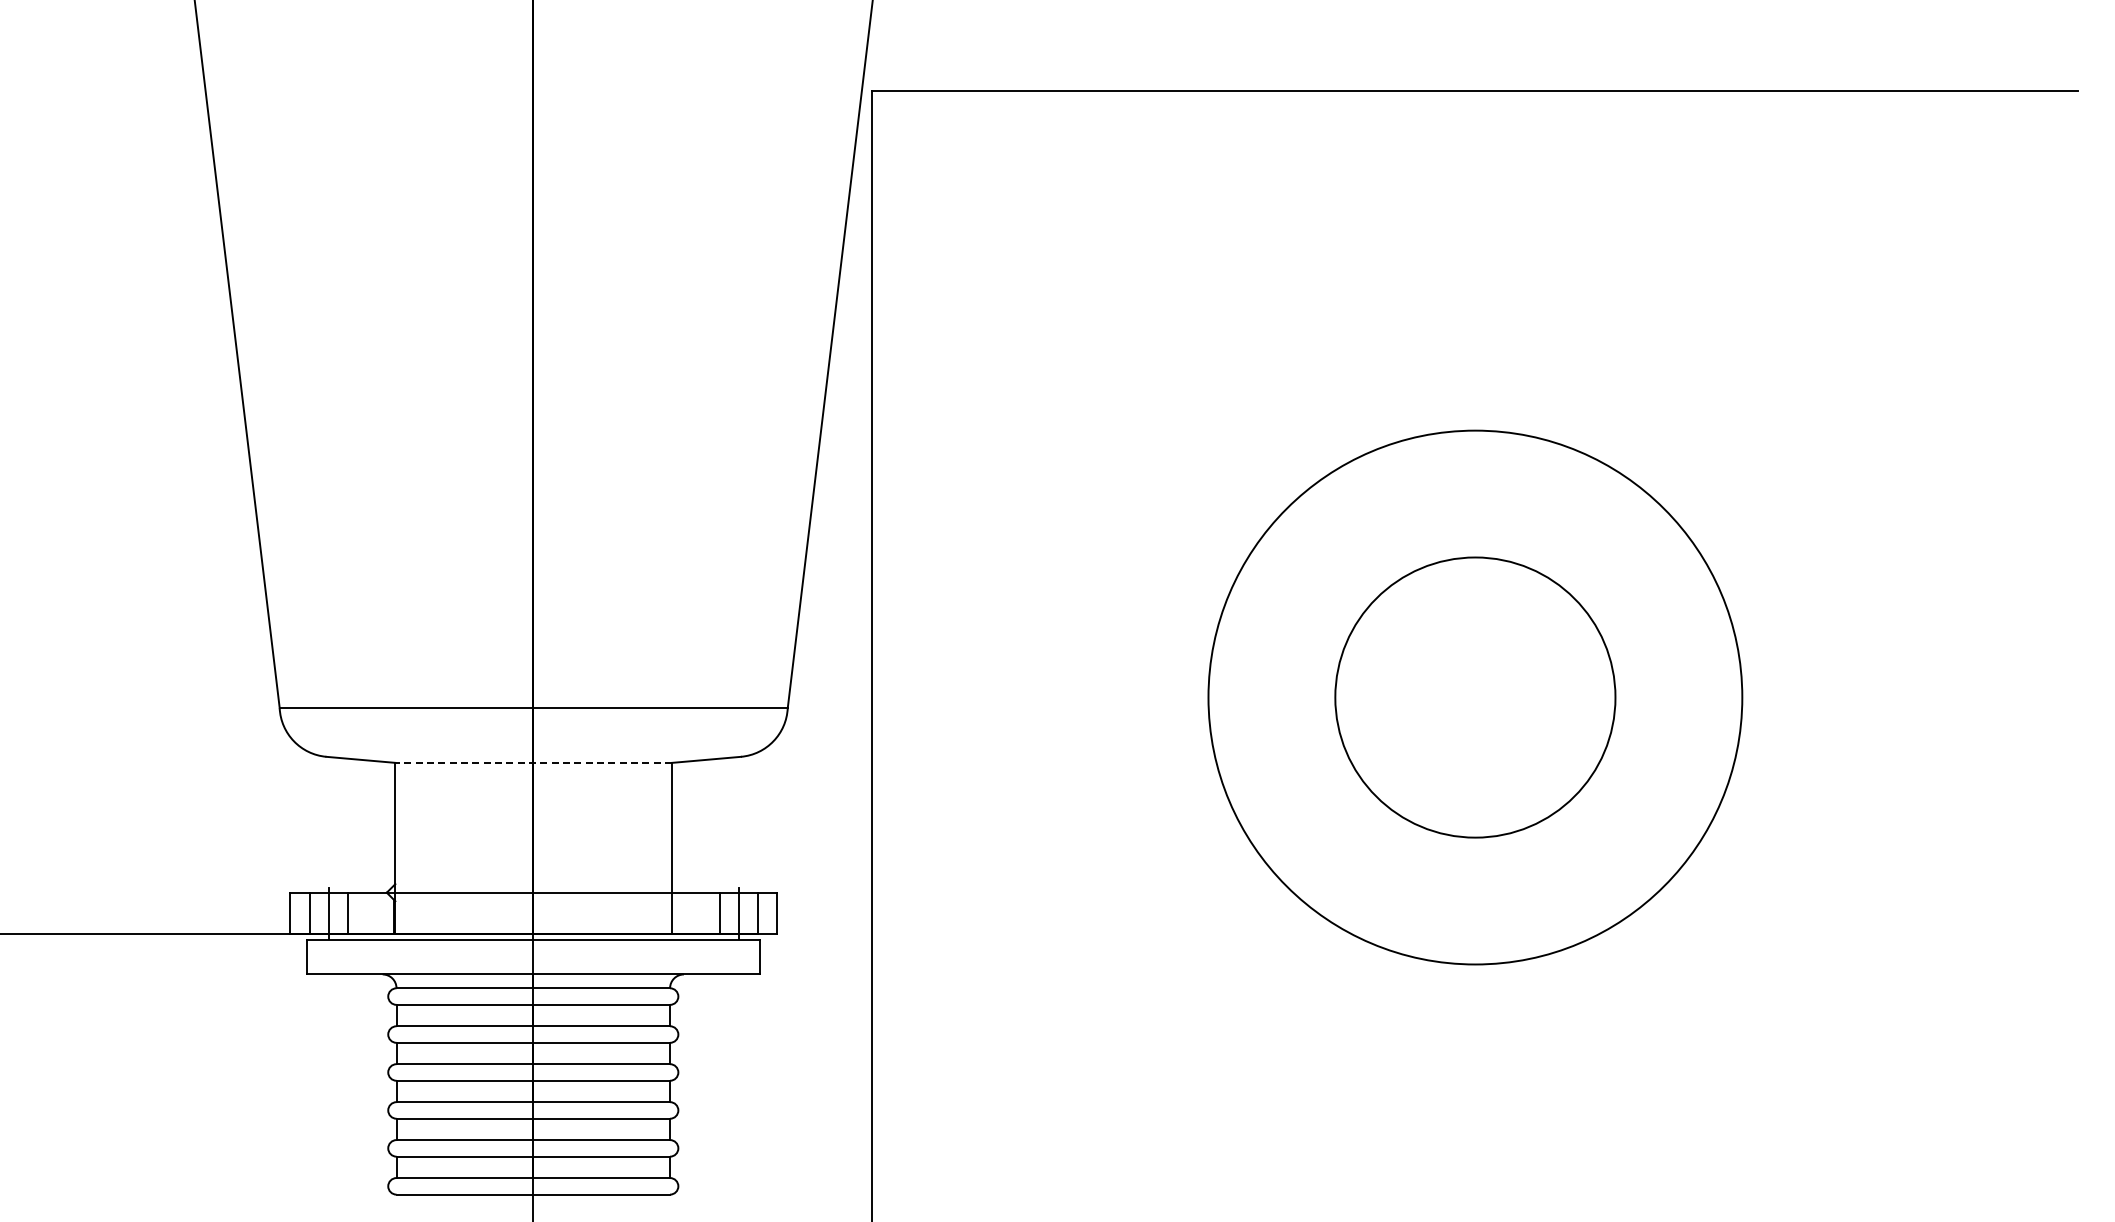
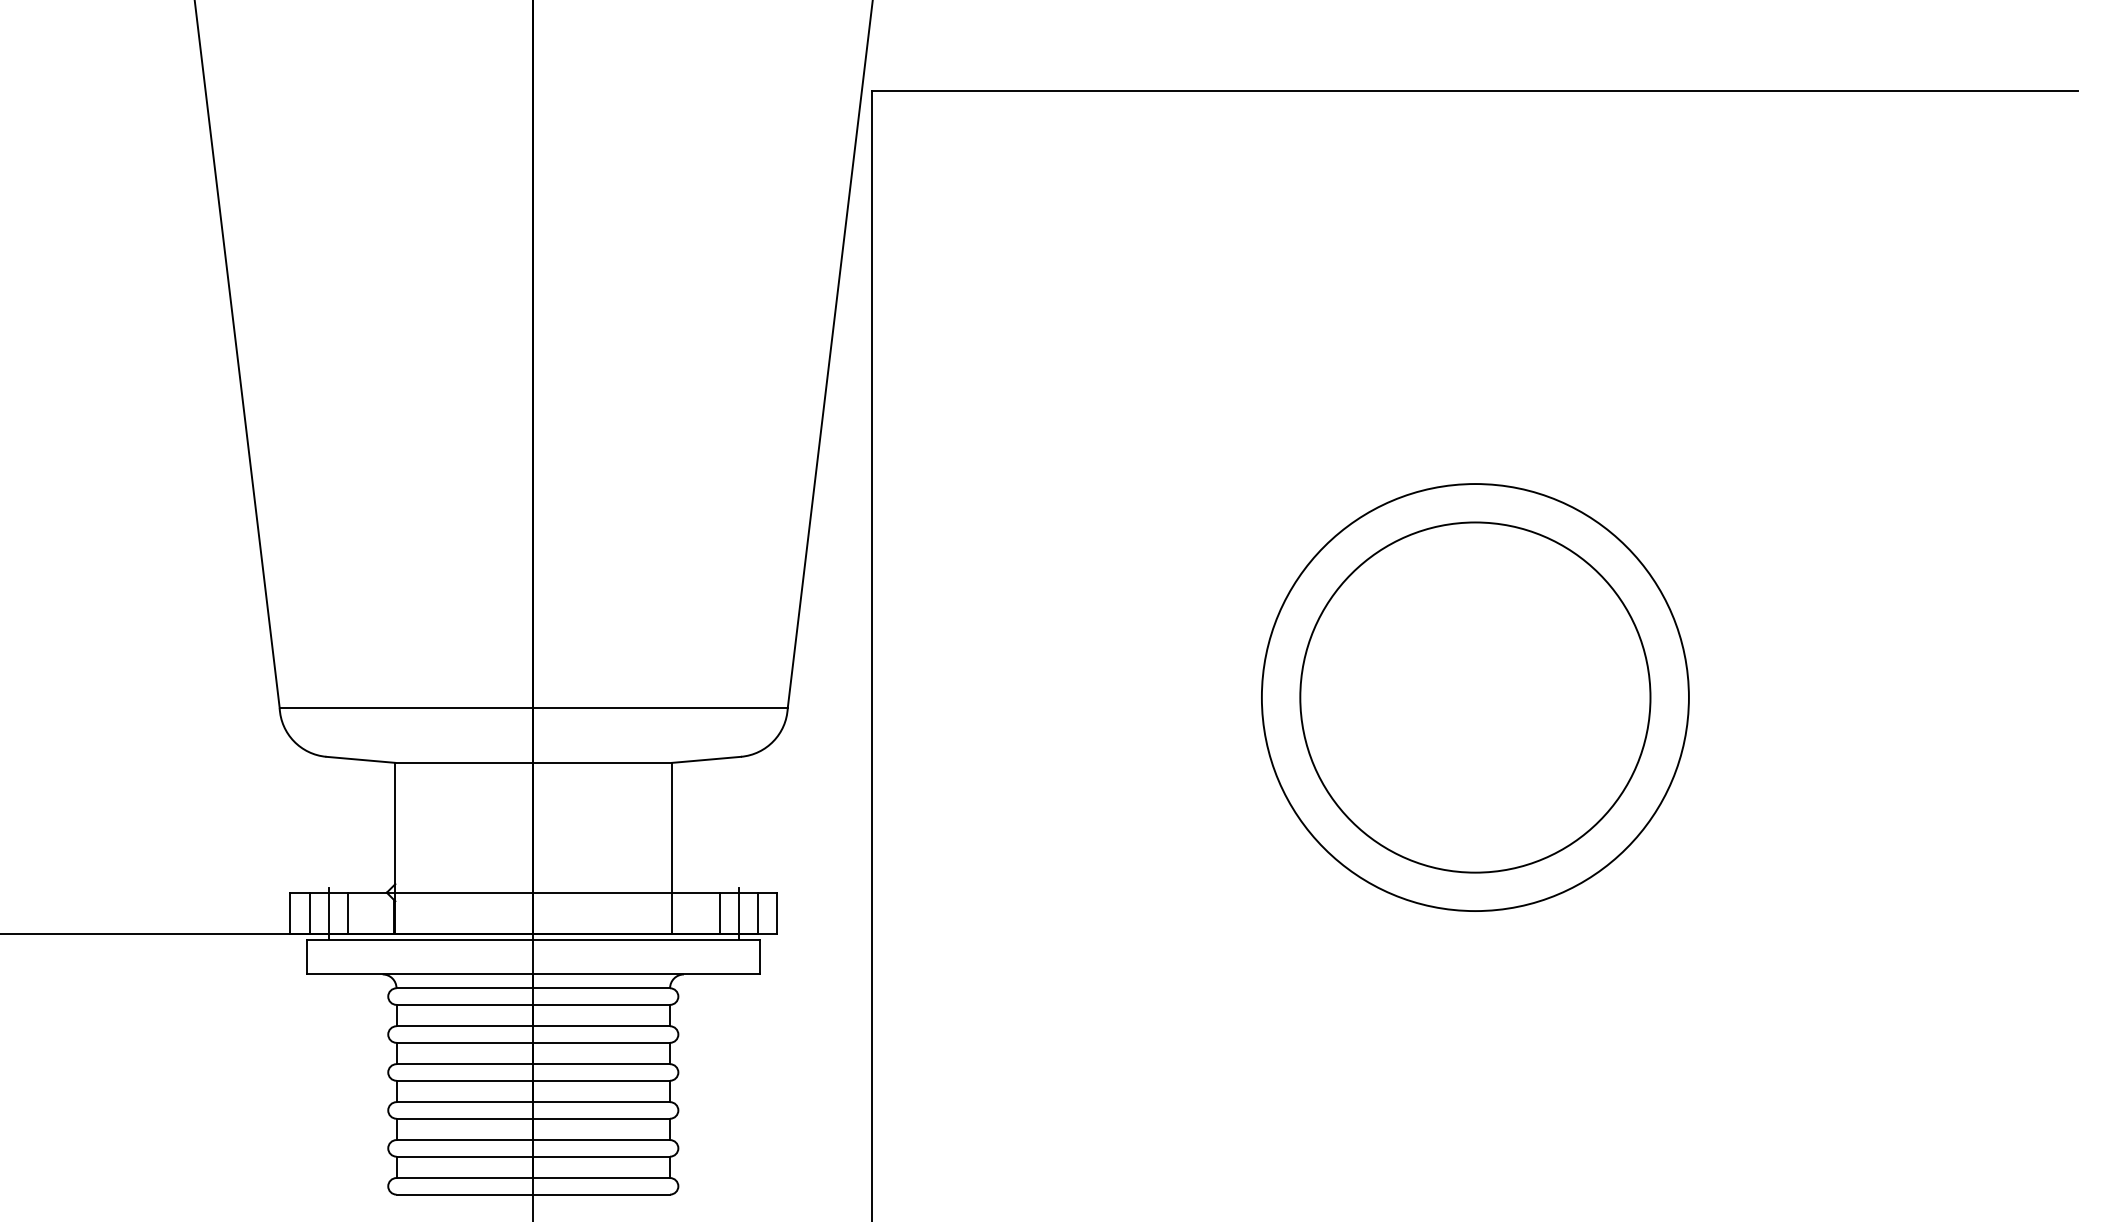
circle diameter: 280 px -> 350 px (1475, 697)
circle diameter: 534 px -> 427 px (1474, 697)
line: dashed -> solid (533, 762)
